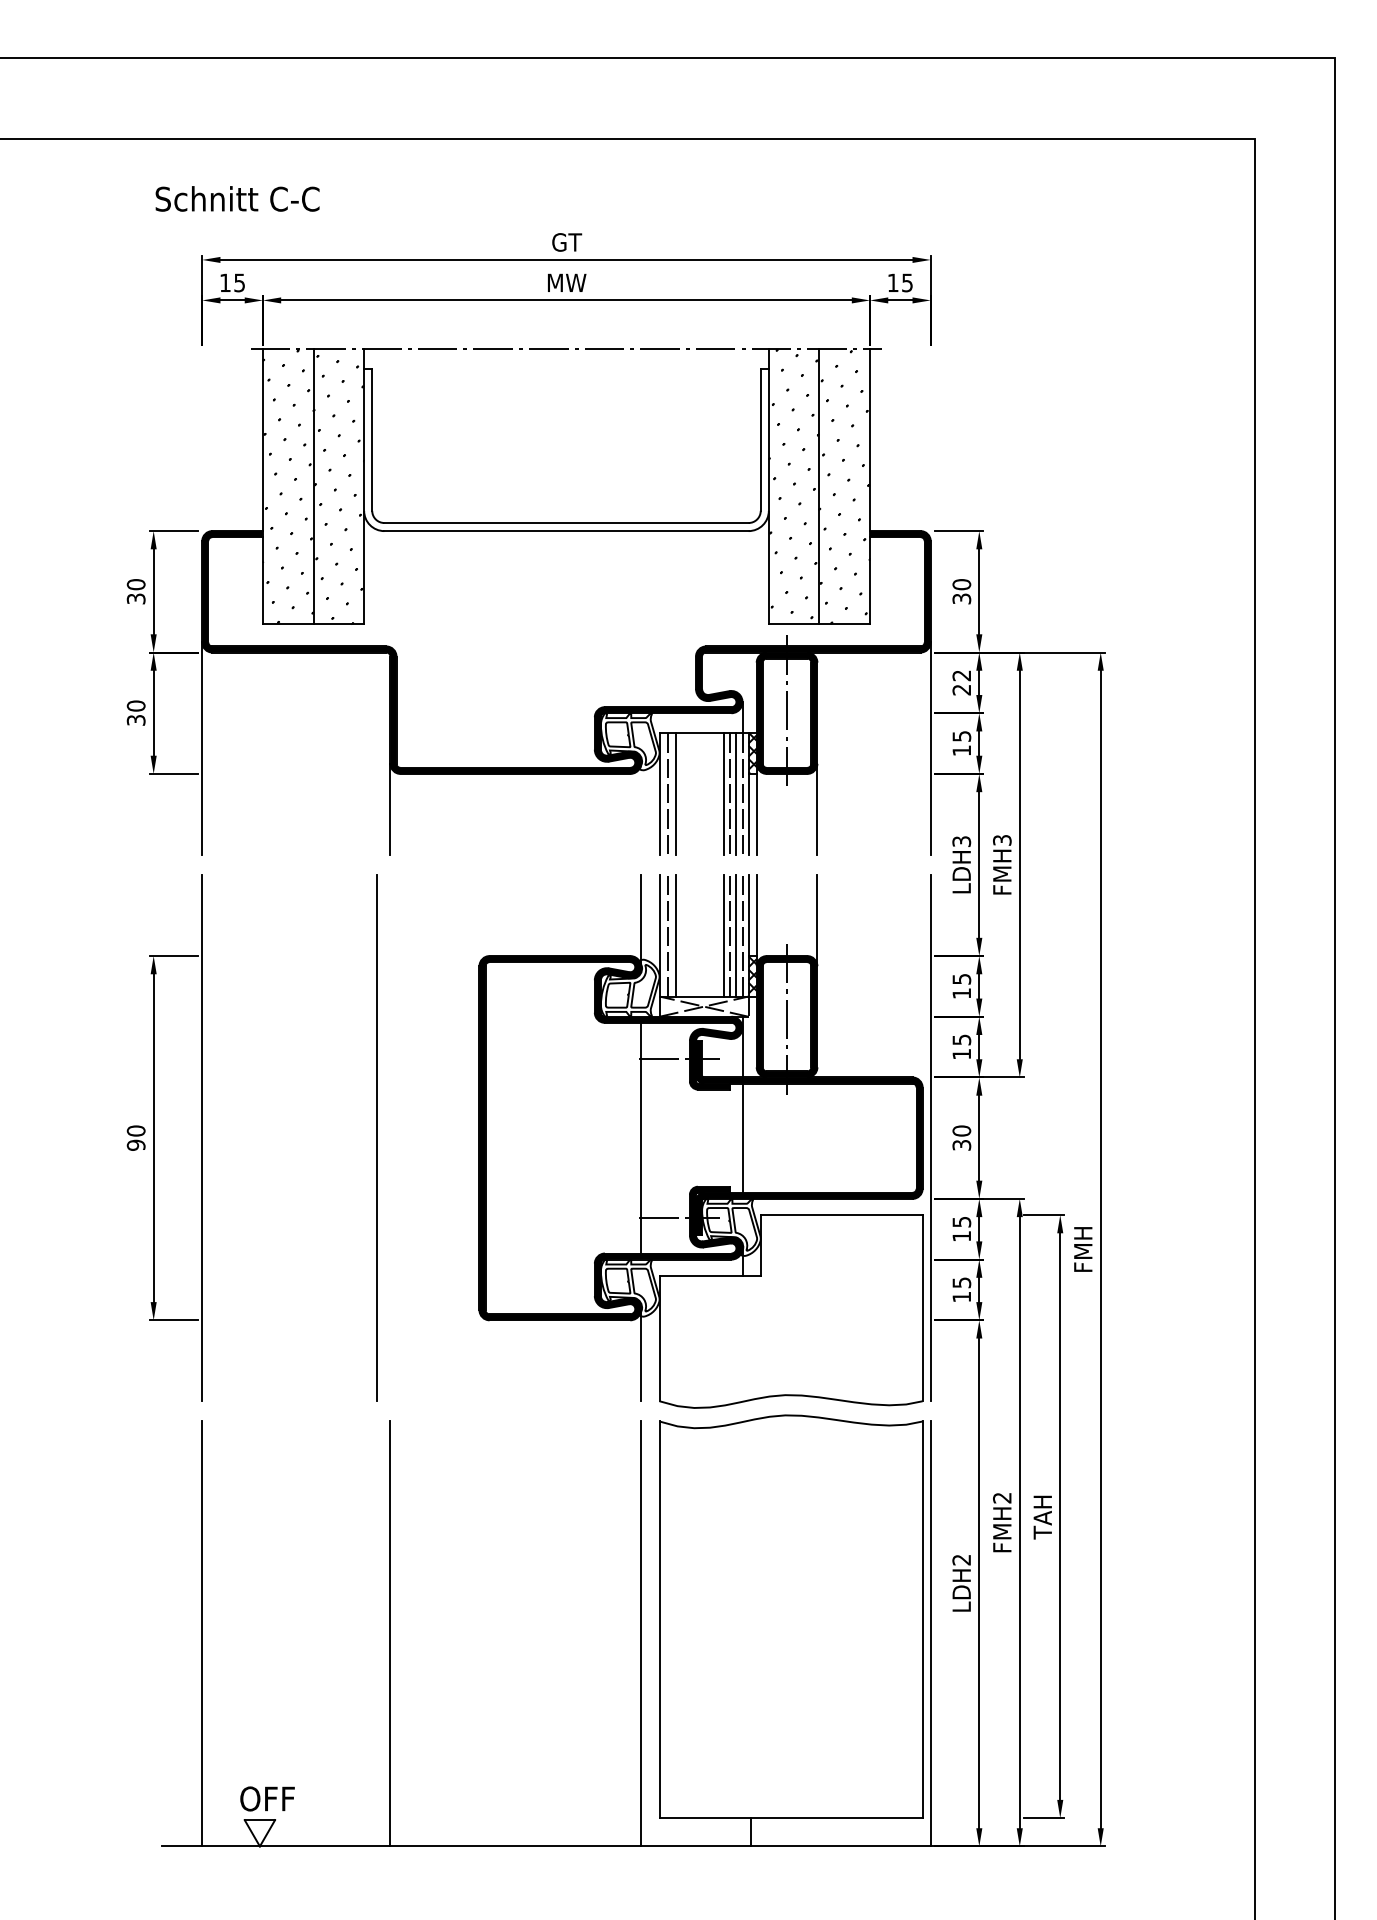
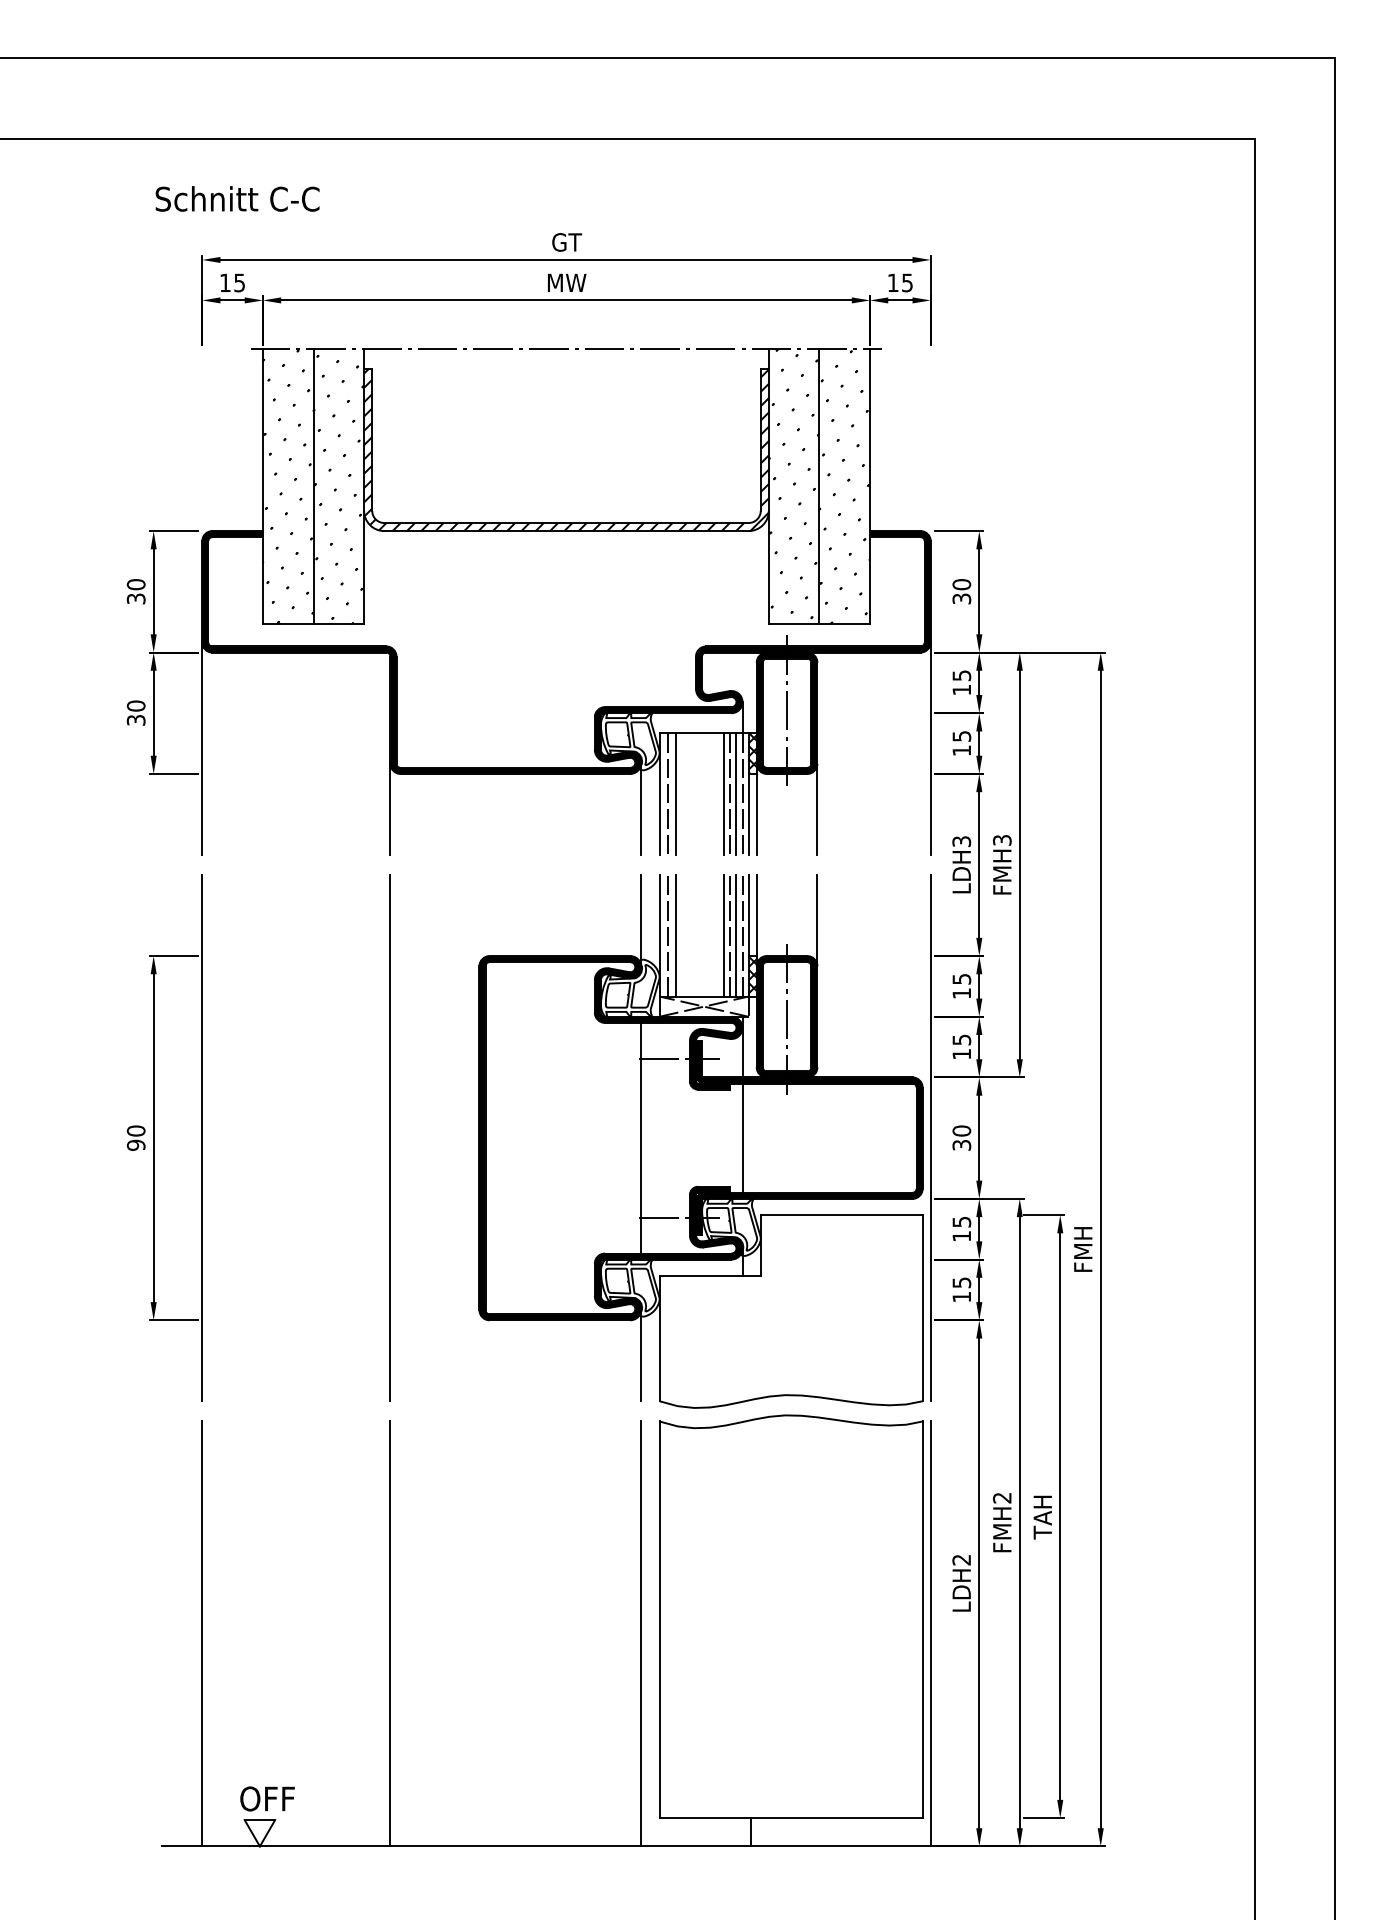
hatch: none -> present (566, 450)
text: 22 -> 15 (961, 682)
line: none -> present (641, 808)
line position: (376, 1137) -> (389, 1137) (389, 1137)
